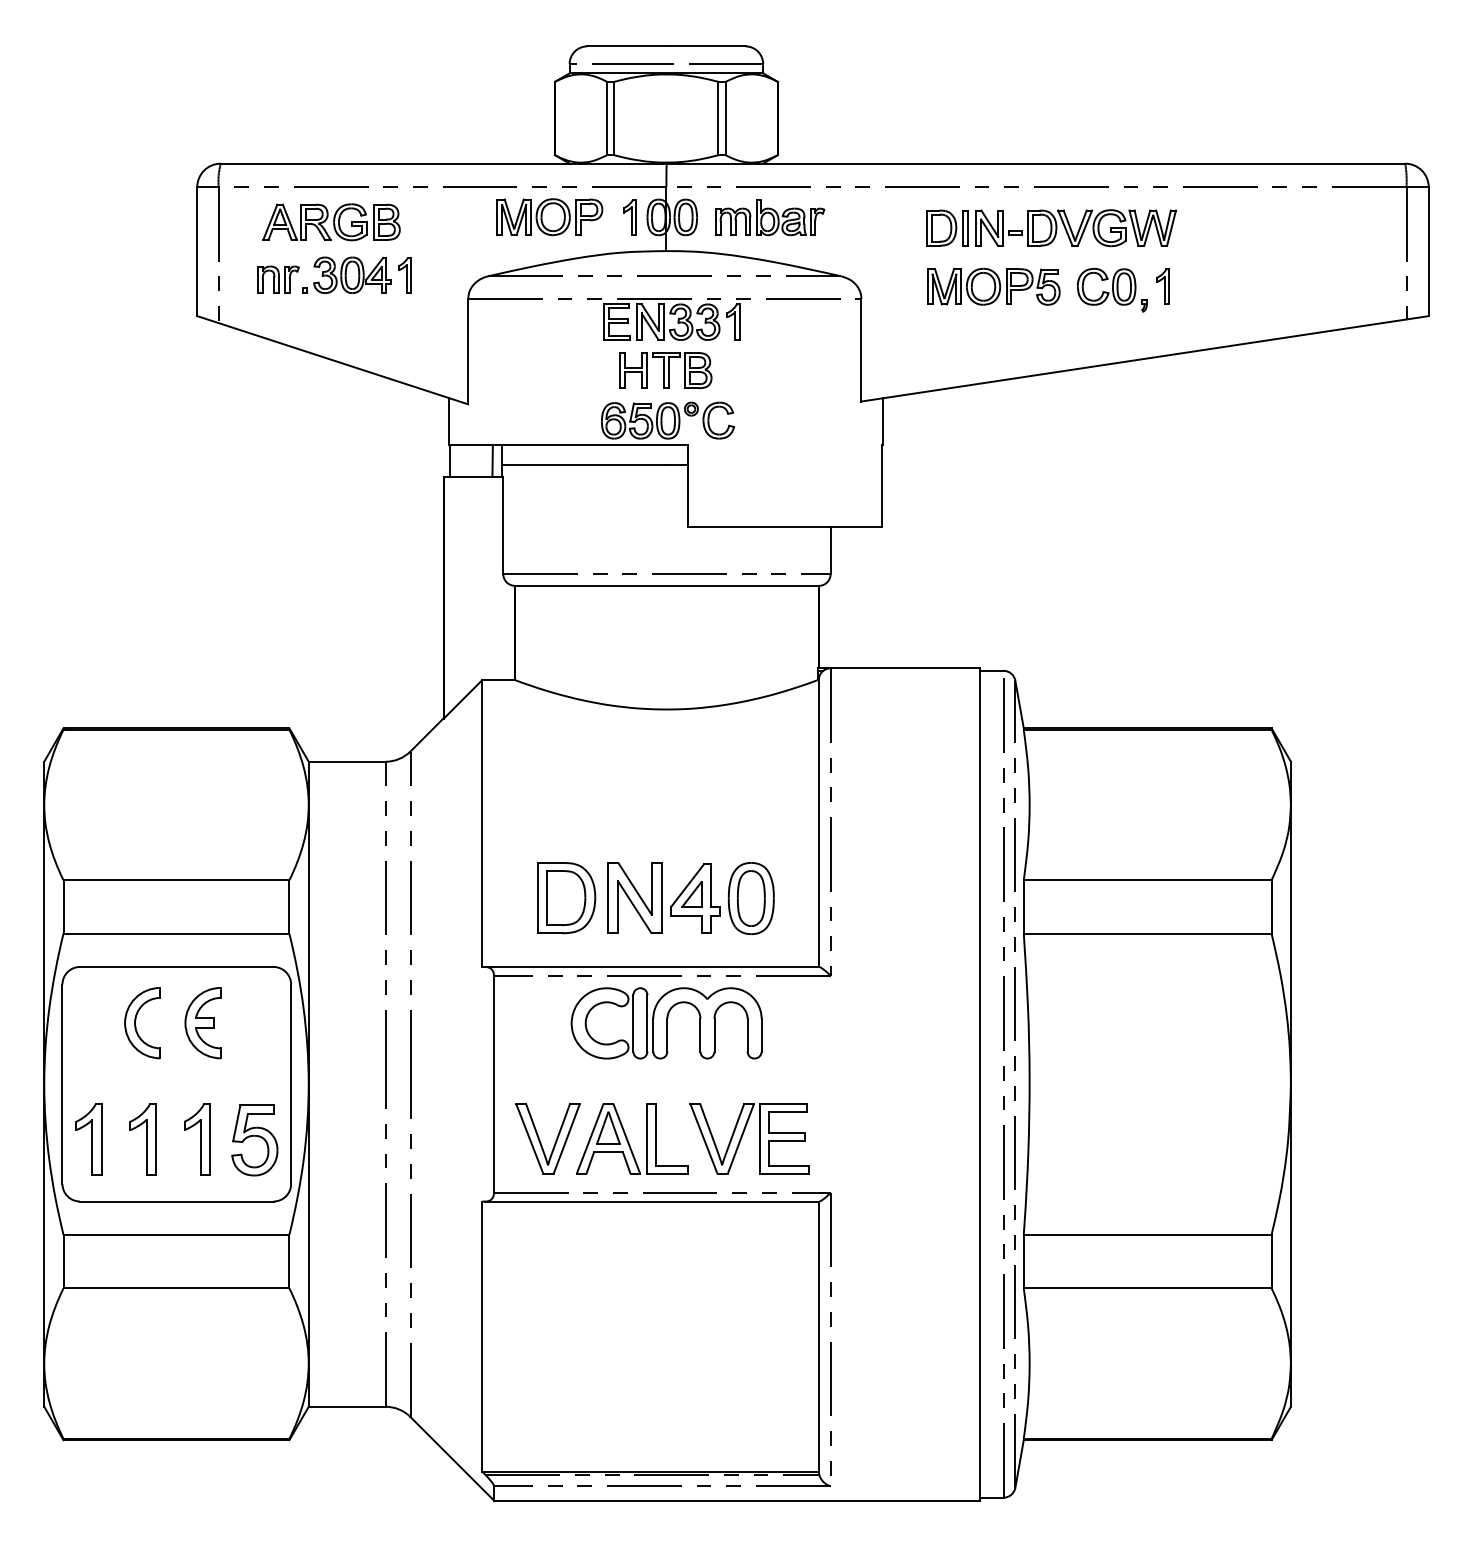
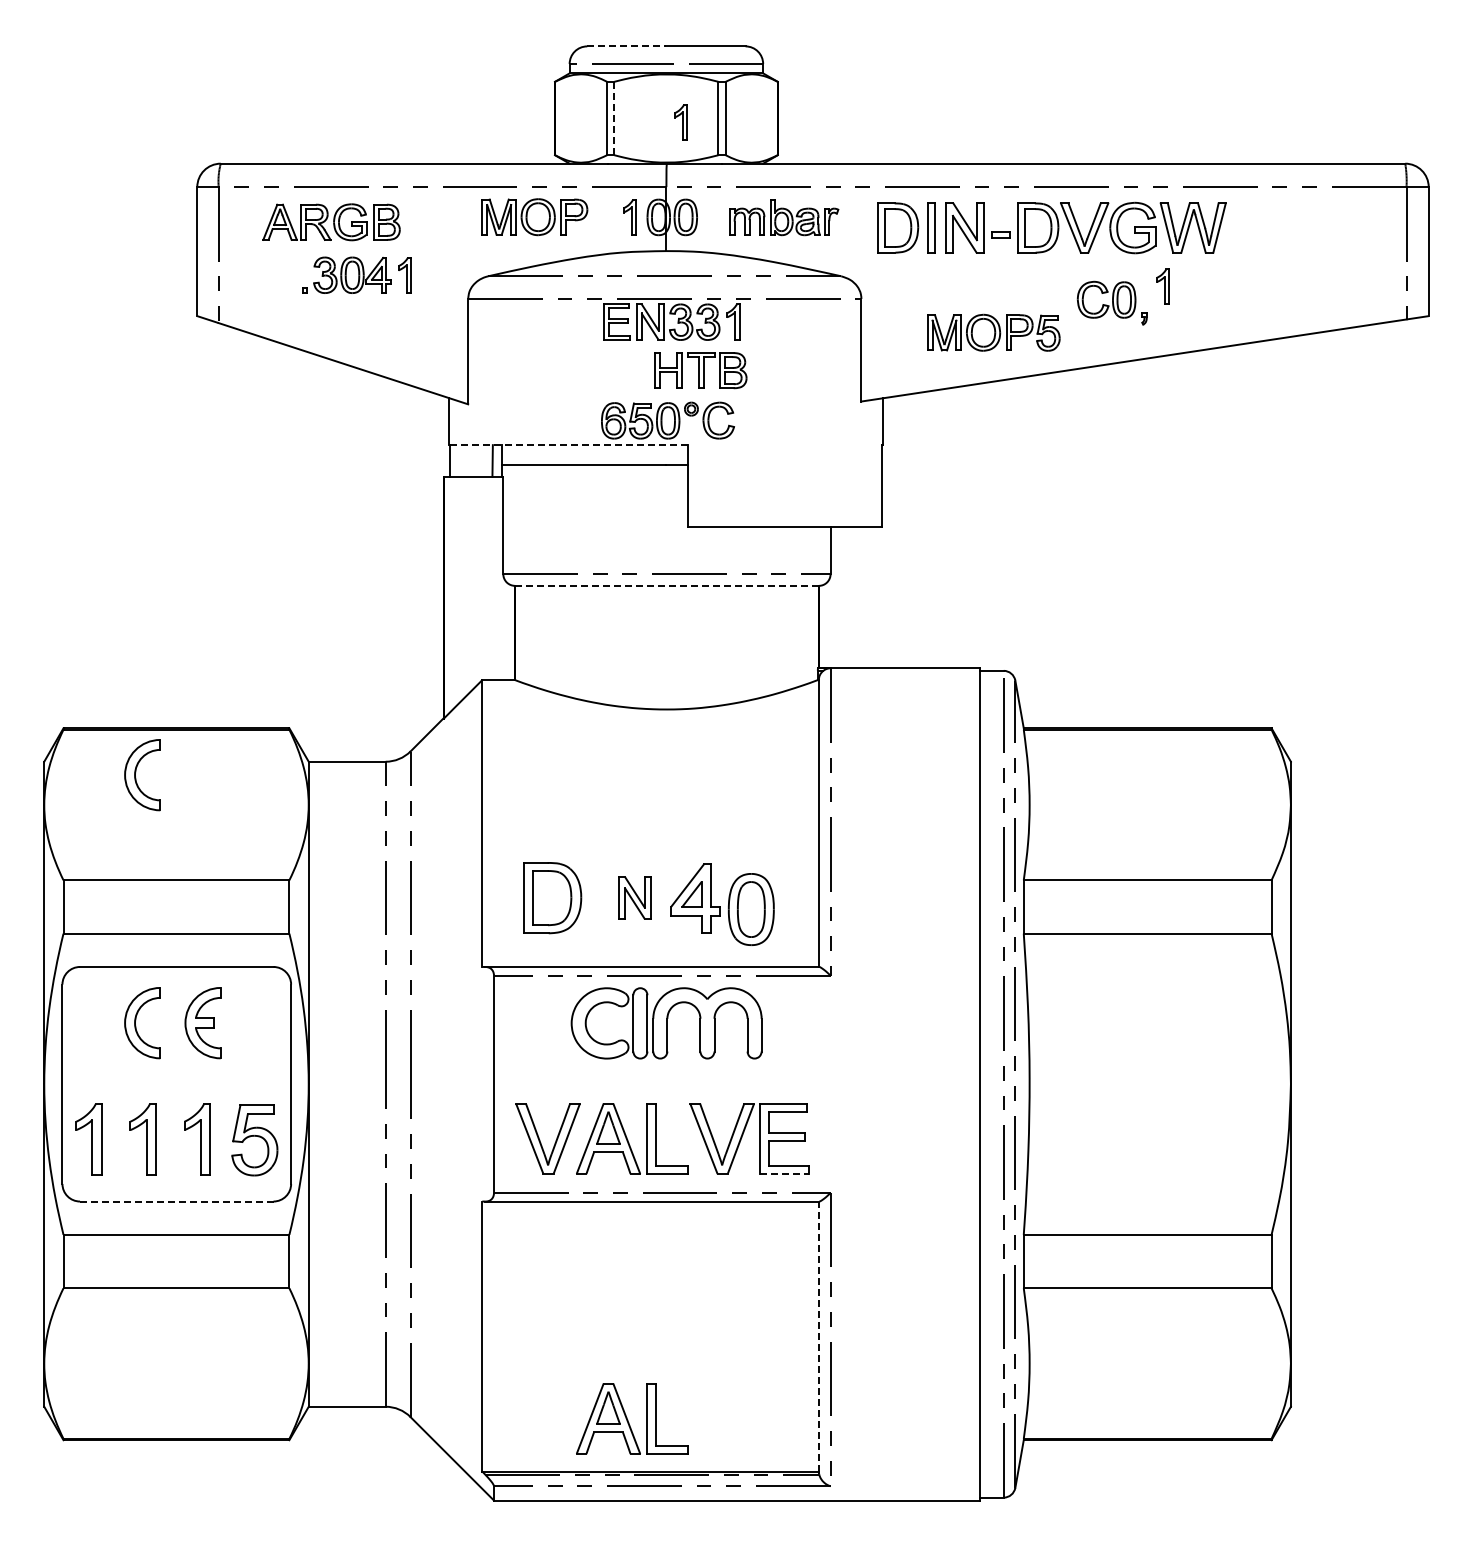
line: solid -> dashed (626, 46)
line: solid -> dashed (614, 118)
part: none -> present (680, 122)
part position: (549, 217) -> (534, 217) (534, 217)
part position: (770, 217) -> (784, 217) (784, 217)
part size: 251x39 px -> 350x54 px (1051, 227)
part: present -> none (278, 279)
part position: (993, 286) -> (993, 332) (993, 332)
part position: (1111, 289) -> (1111, 302) (1111, 302)
part position: (665, 370) -> (700, 370) (700, 370)
line: solid -> dashed (567, 445)
line: solid -> dashed (666, 585)
part: none -> present (136, 772)
part size: 56x72 px -> 34x44 px (634, 897)
part position: (566, 898) -> (552, 898) (552, 898)
part position: (750, 898) -> (750, 909) (750, 909)
line: solid -> dashed (784, 1173)
line: solid -> dashed (176, 1201)
line: solid -> dashed (818, 1336)
part: none -> present (632, 1418)
